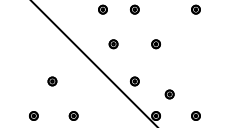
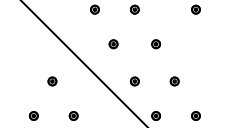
part position: (102, 9) -> (94, 9) (94, 9)
line position: (93, 63) -> (84, 63) (84, 63)
part position: (169, 94) -> (174, 81) (174, 81)
